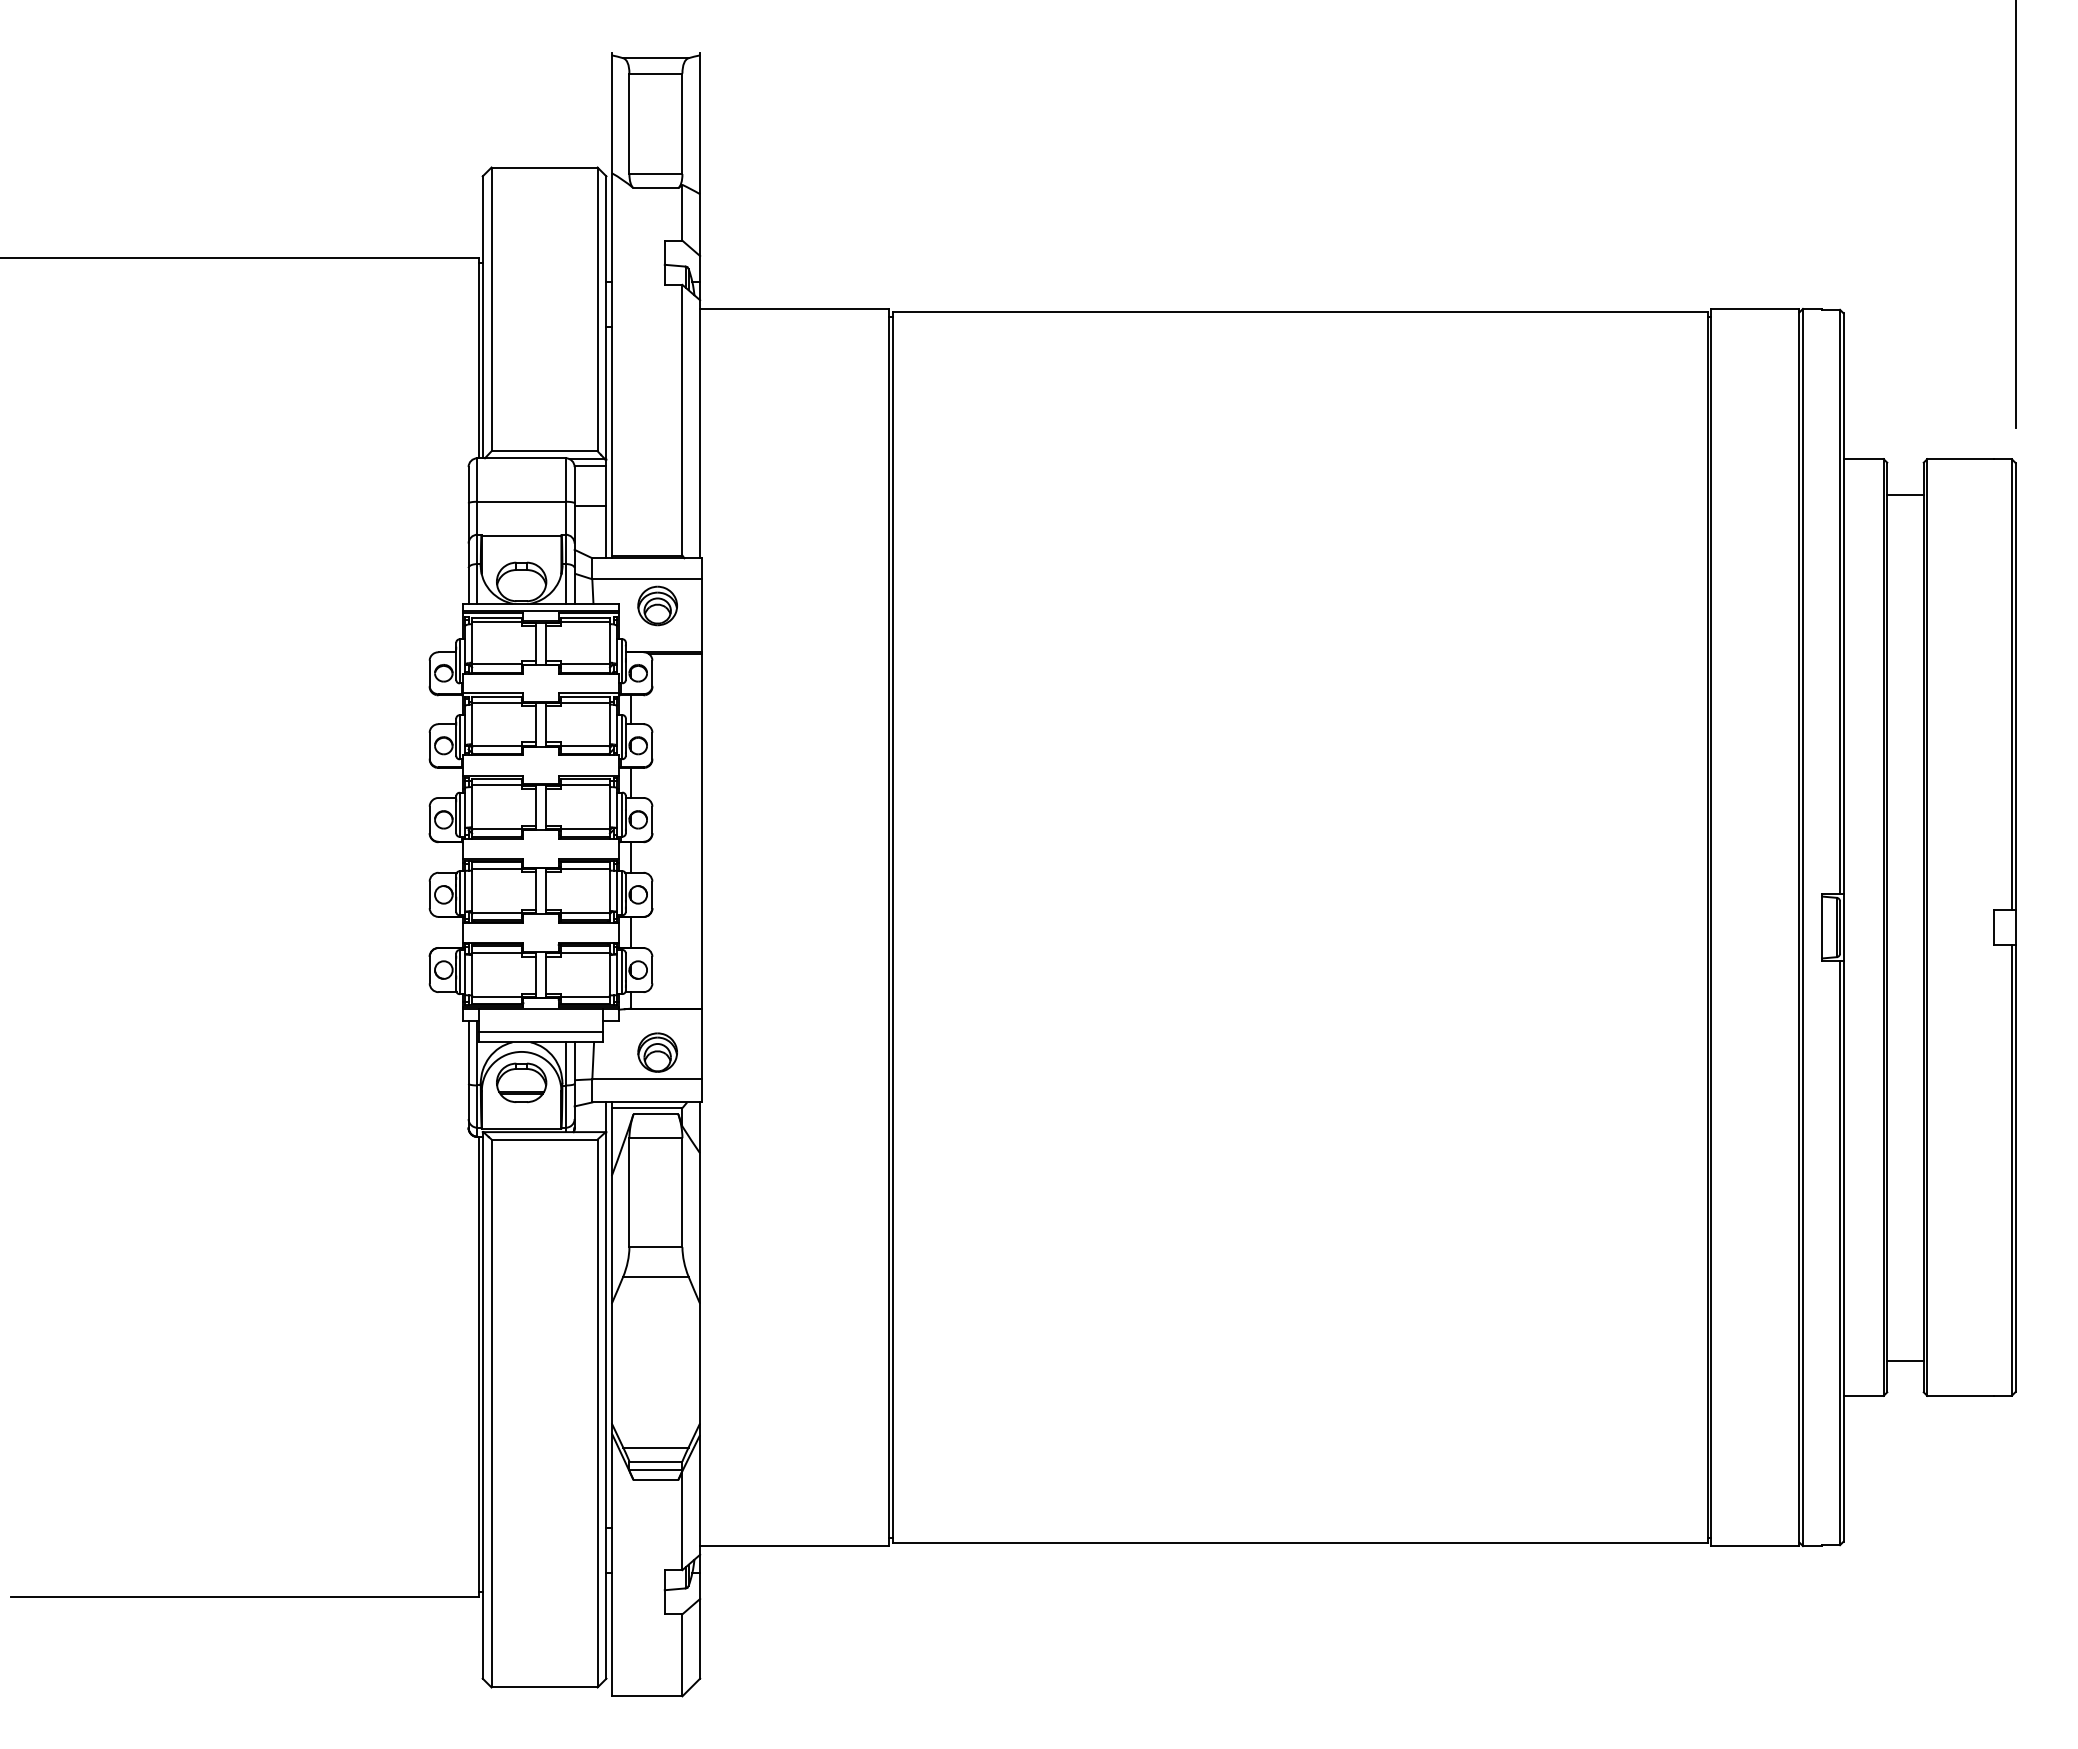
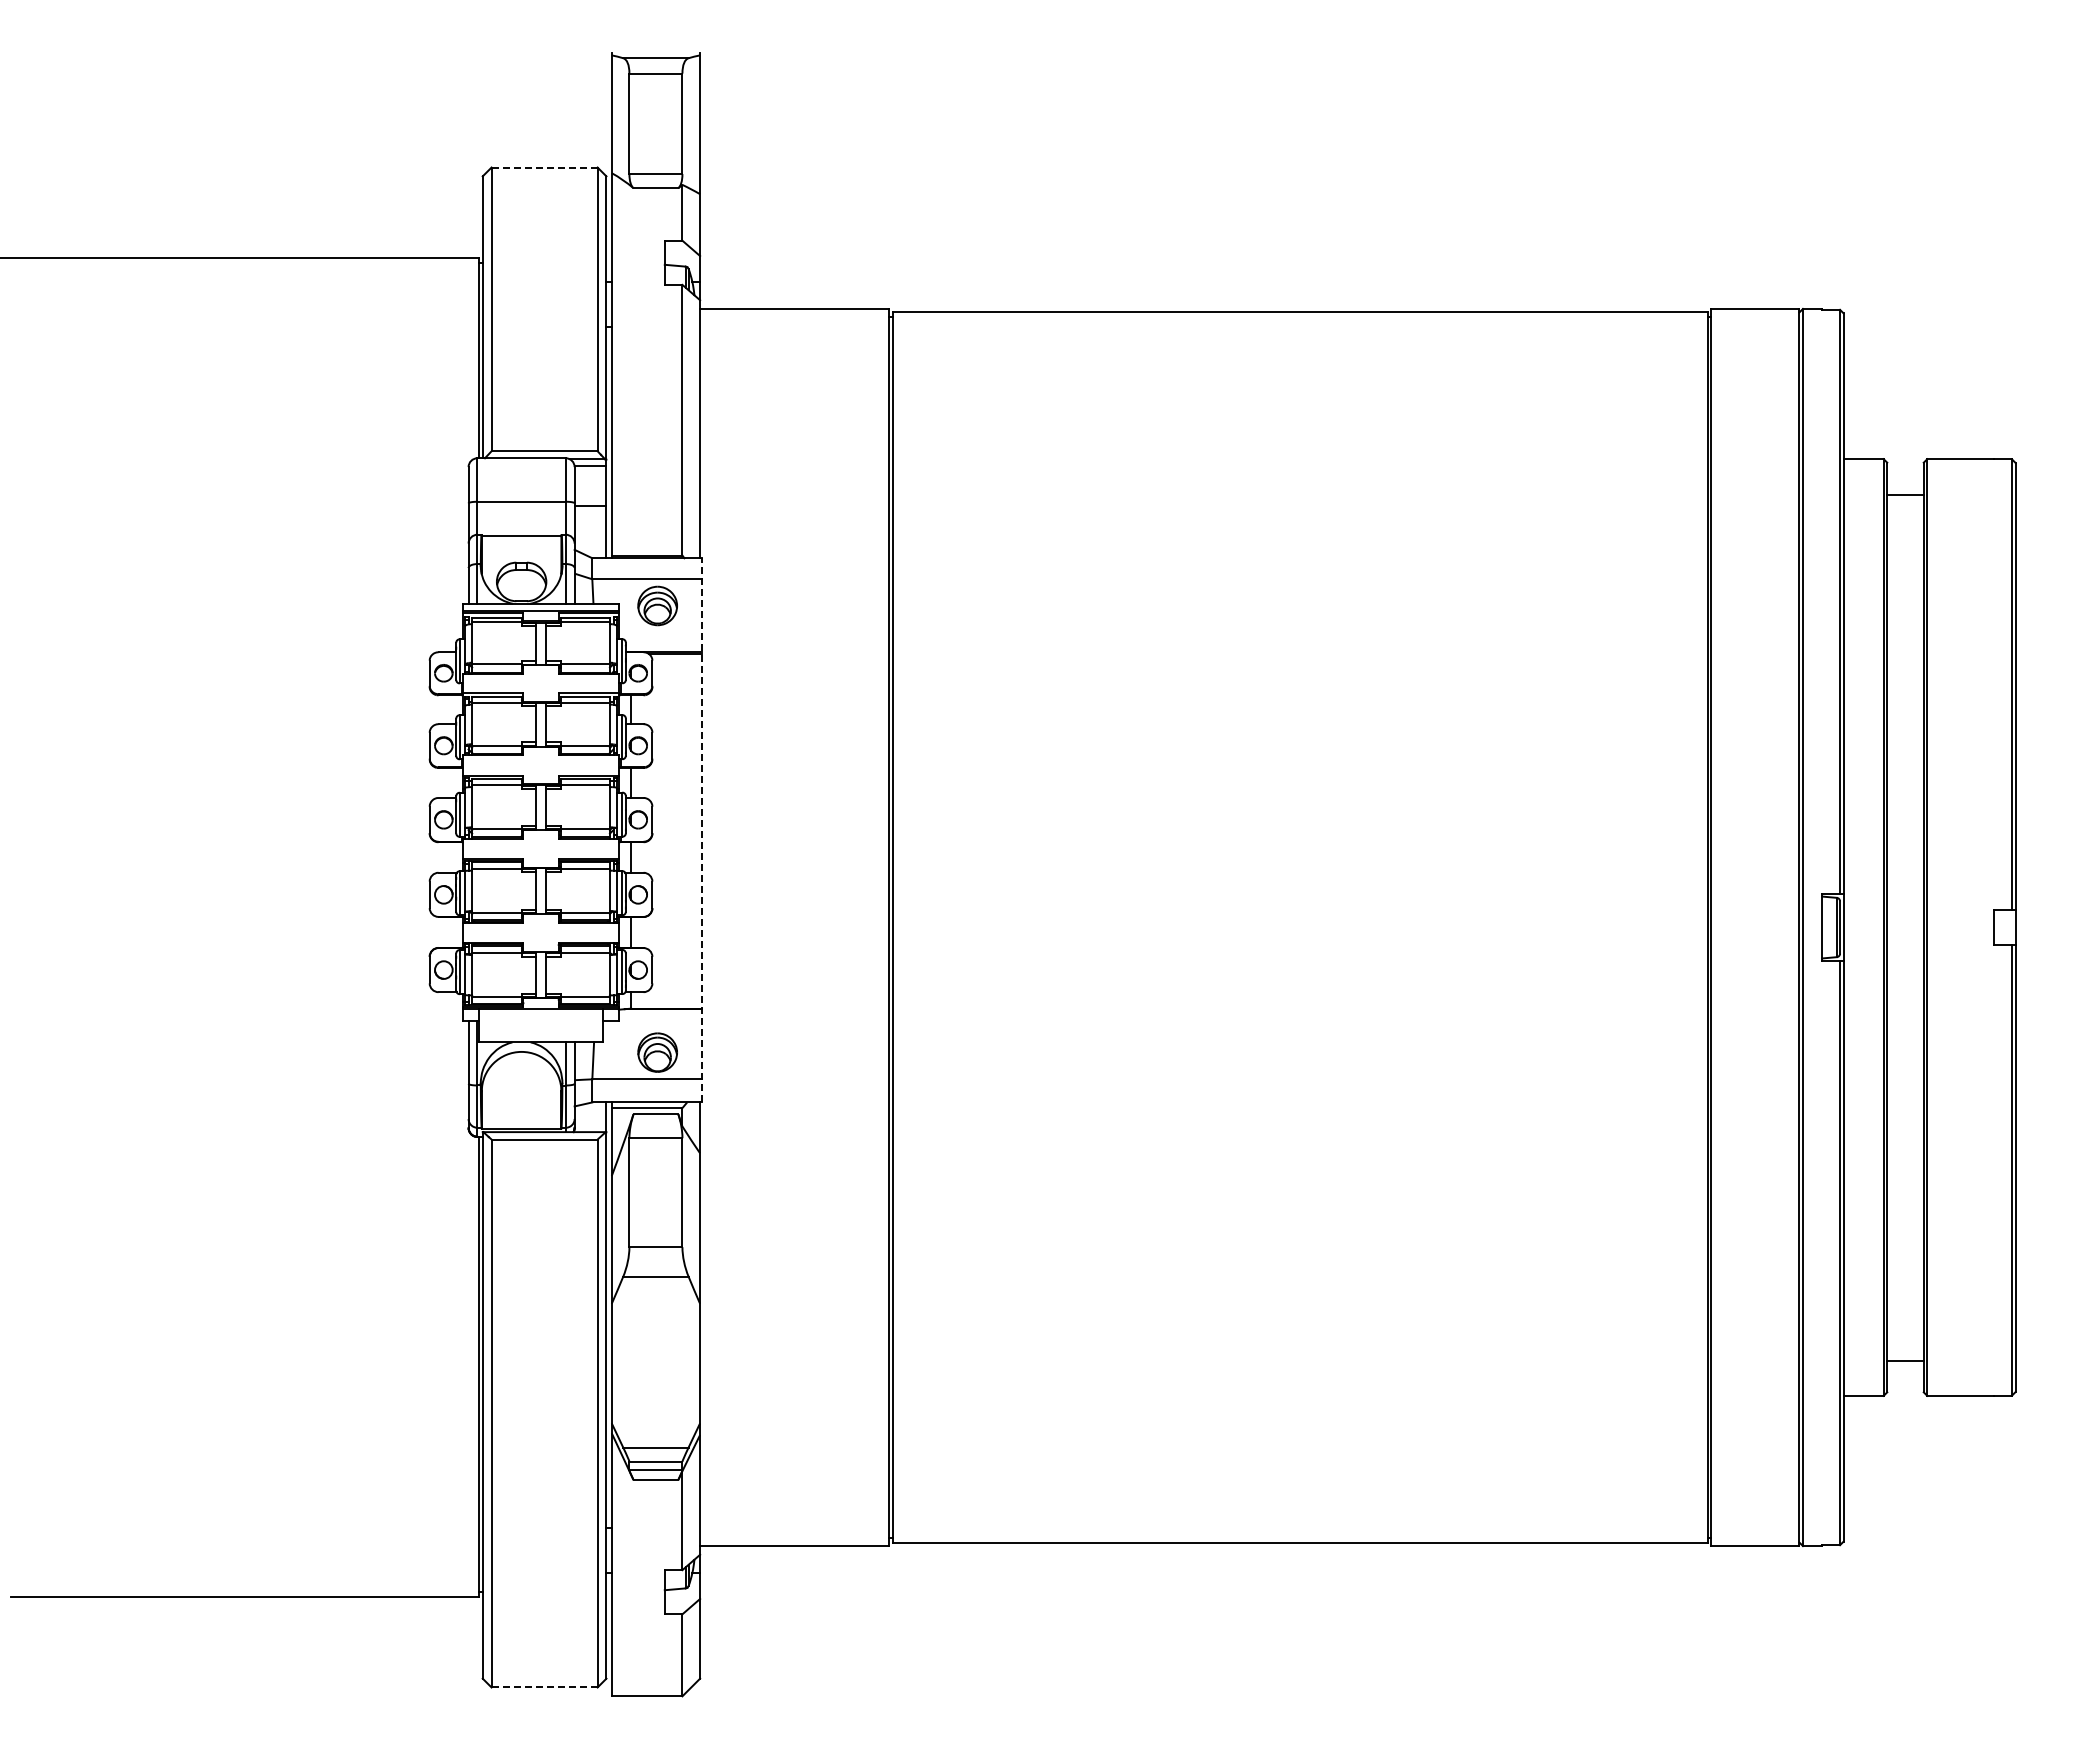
line: solid -> dashed (545, 167)
line: present -> none (2015, 214)
line: solid -> dashed (701, 829)
line: present -> none (540, 1032)
part: present -> none (521, 1082)
line: solid -> dashed (545, 1687)
